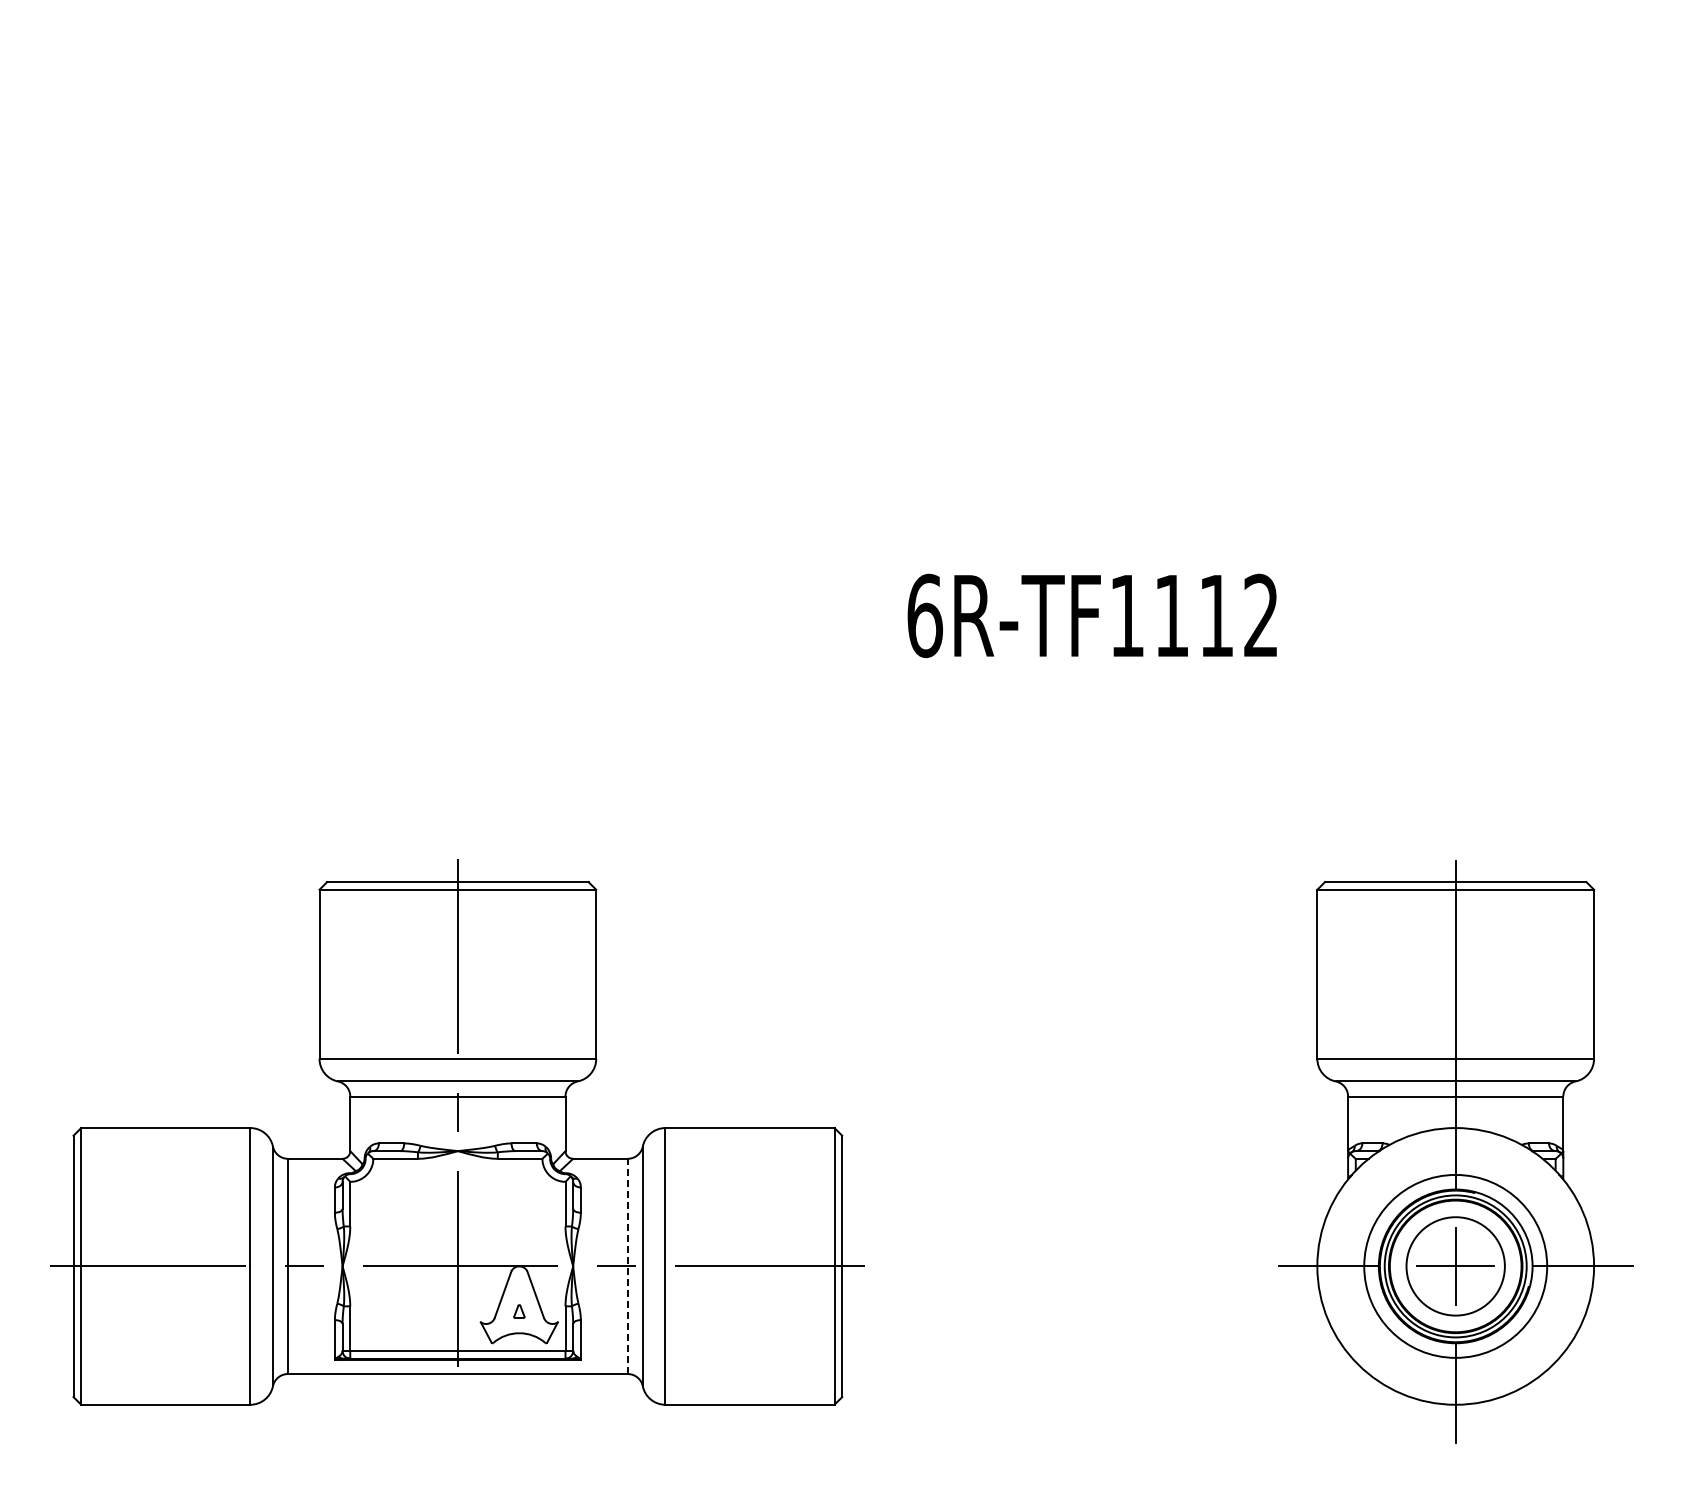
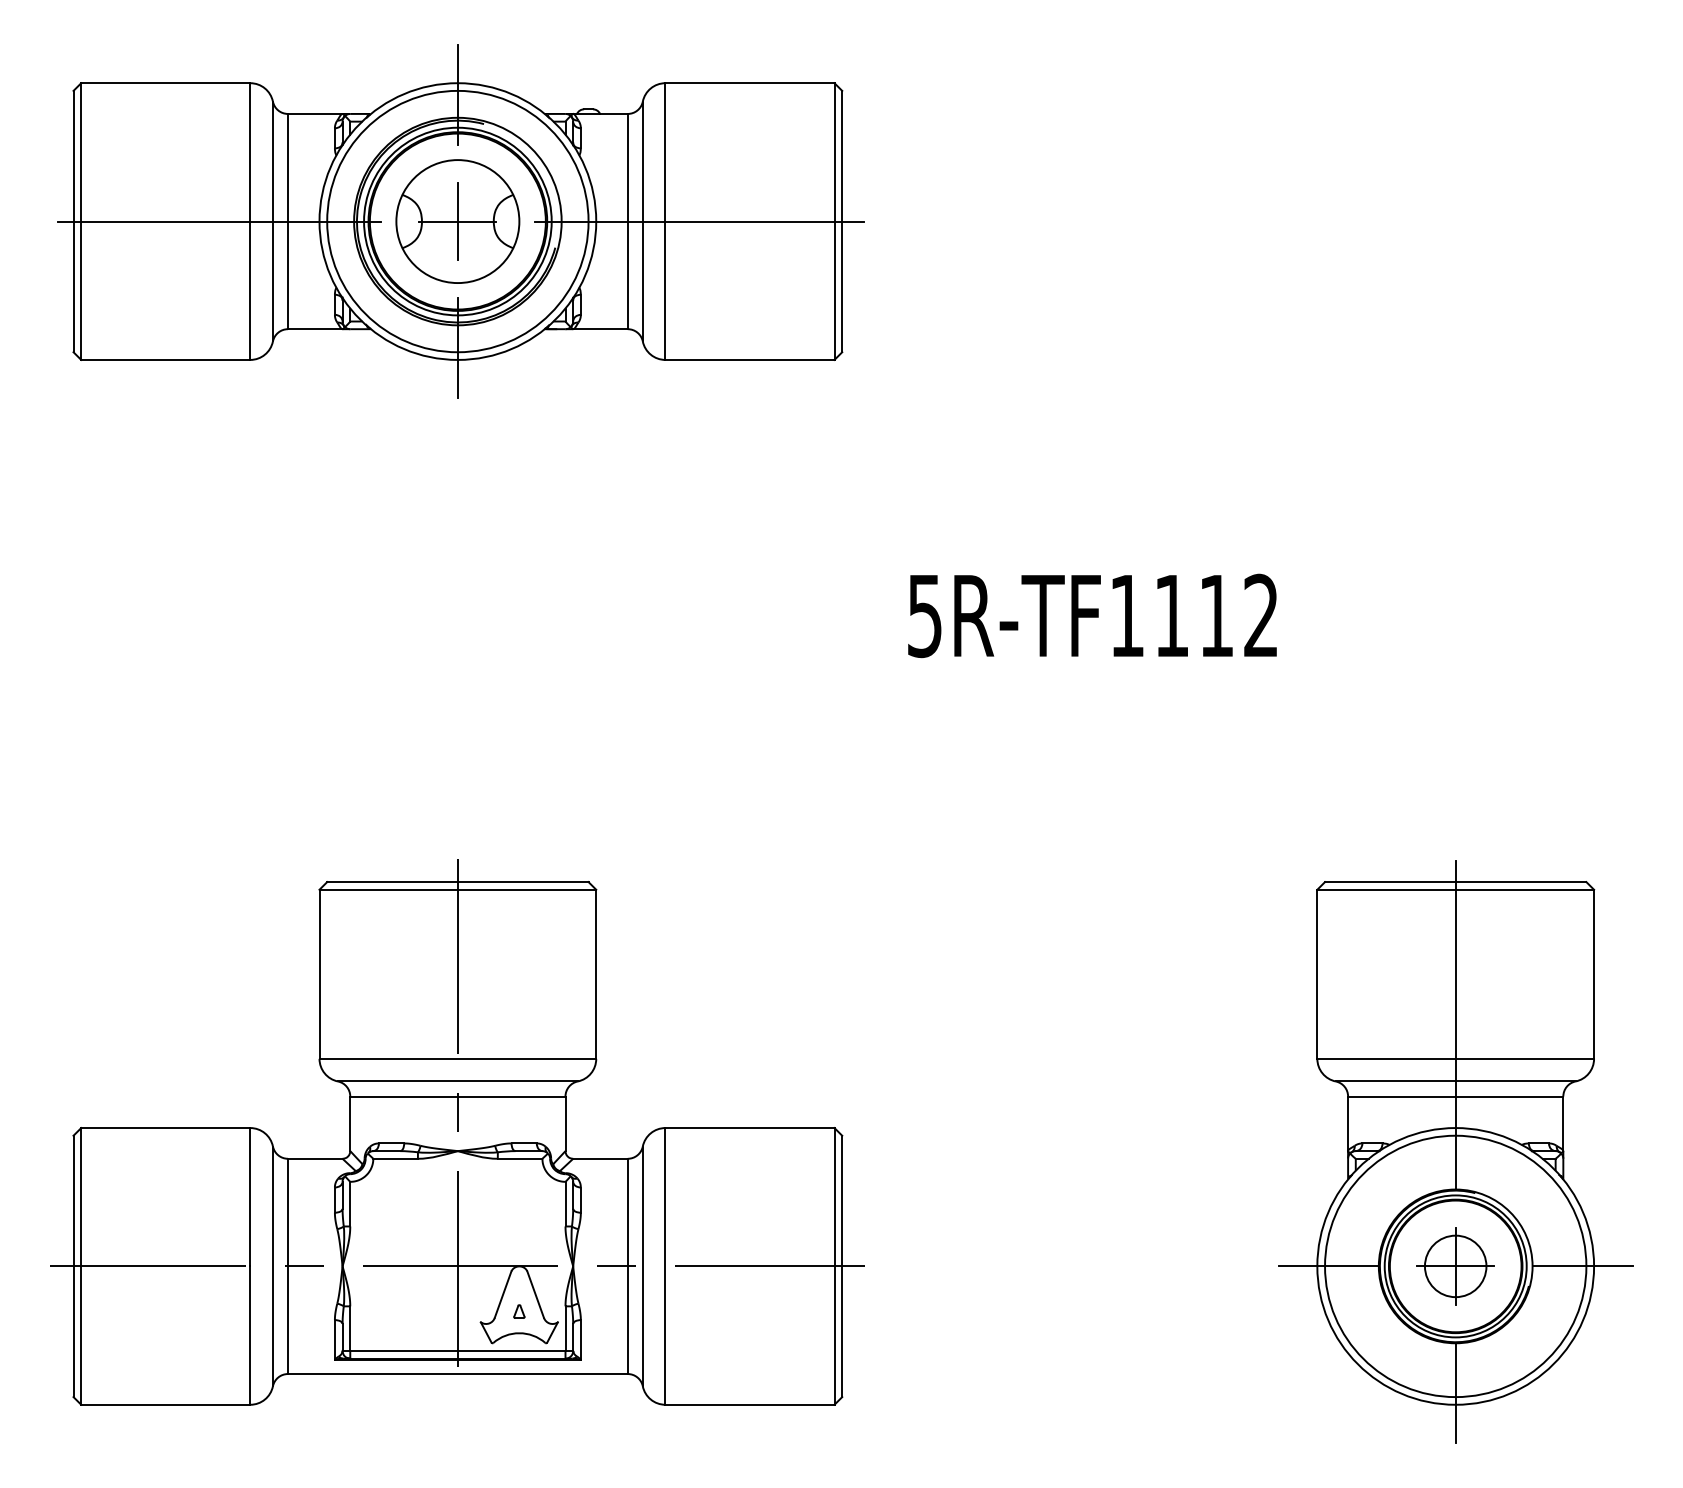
part: none -> present (460, 221)
text: 6R-TF1112 -> 5R-TF1112 (925, 615)
circle diameter: 183 px -> 261 px (1455, 1266)
line: dashed -> solid (627, 1266)
circle diameter: 98 px -> 61 px (1455, 1266)
